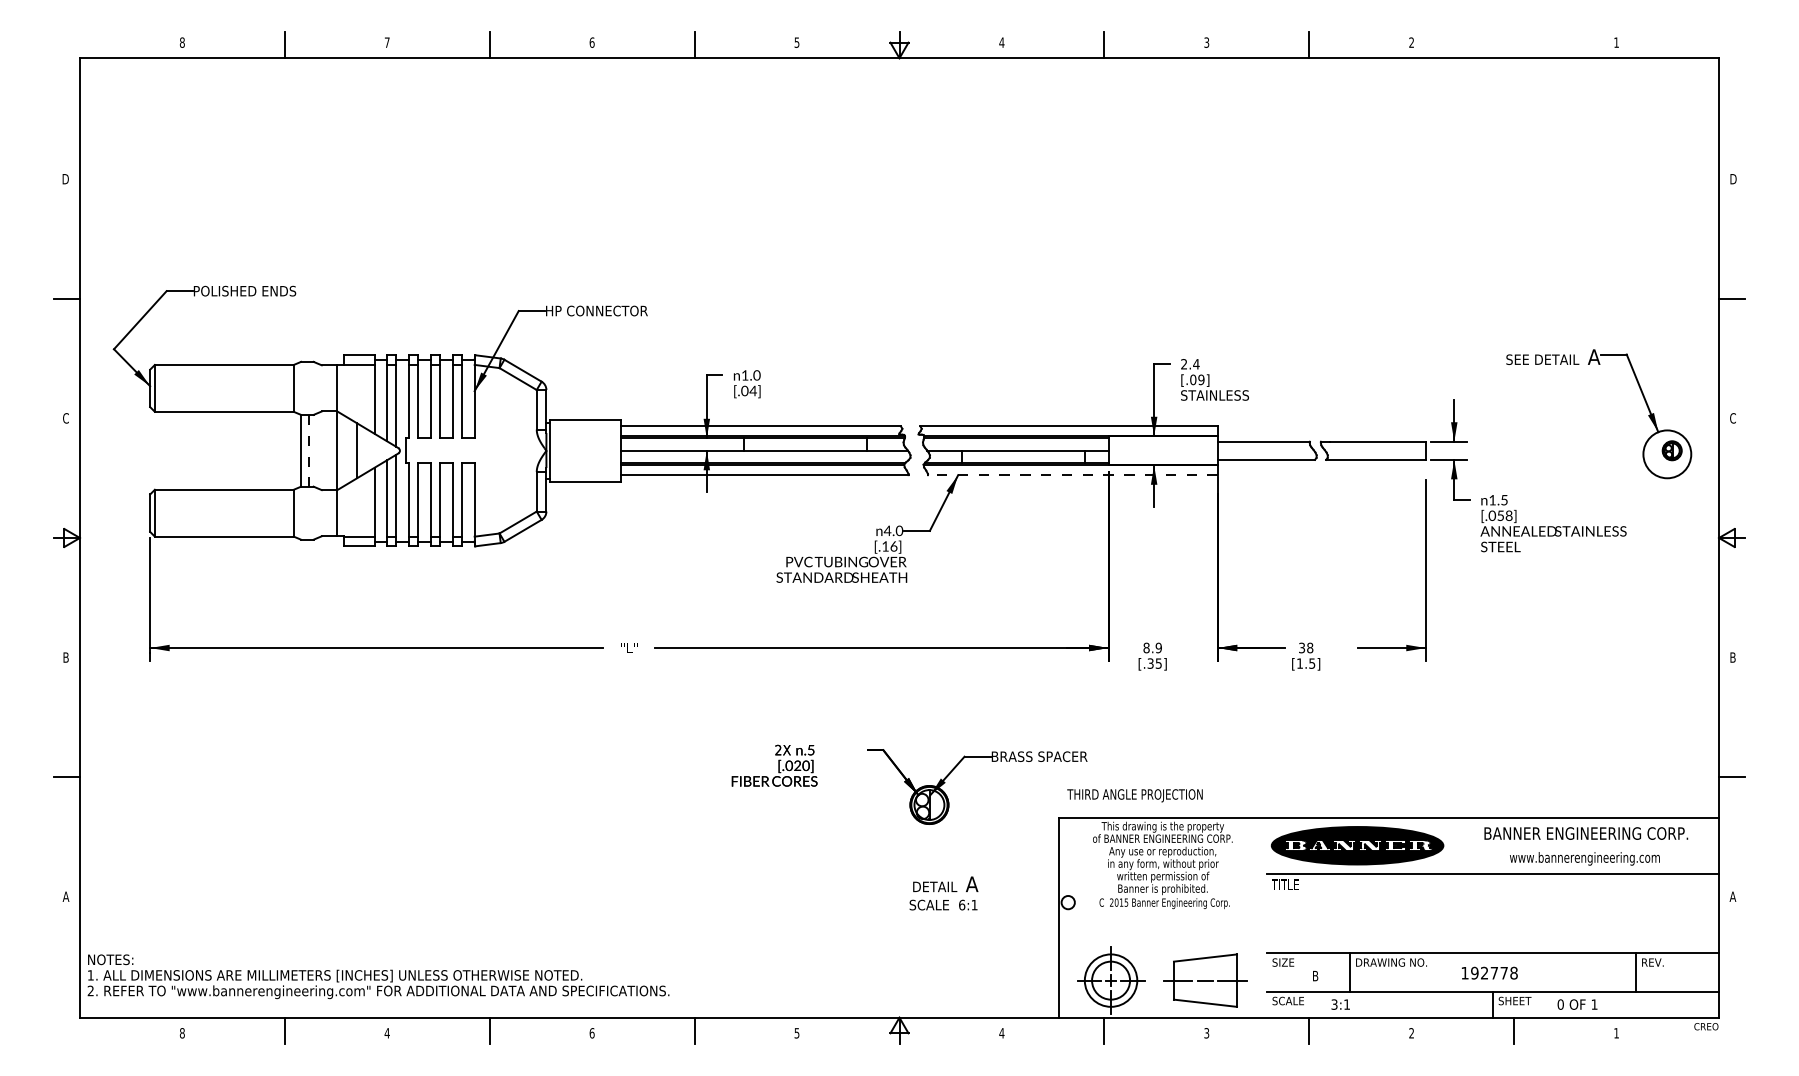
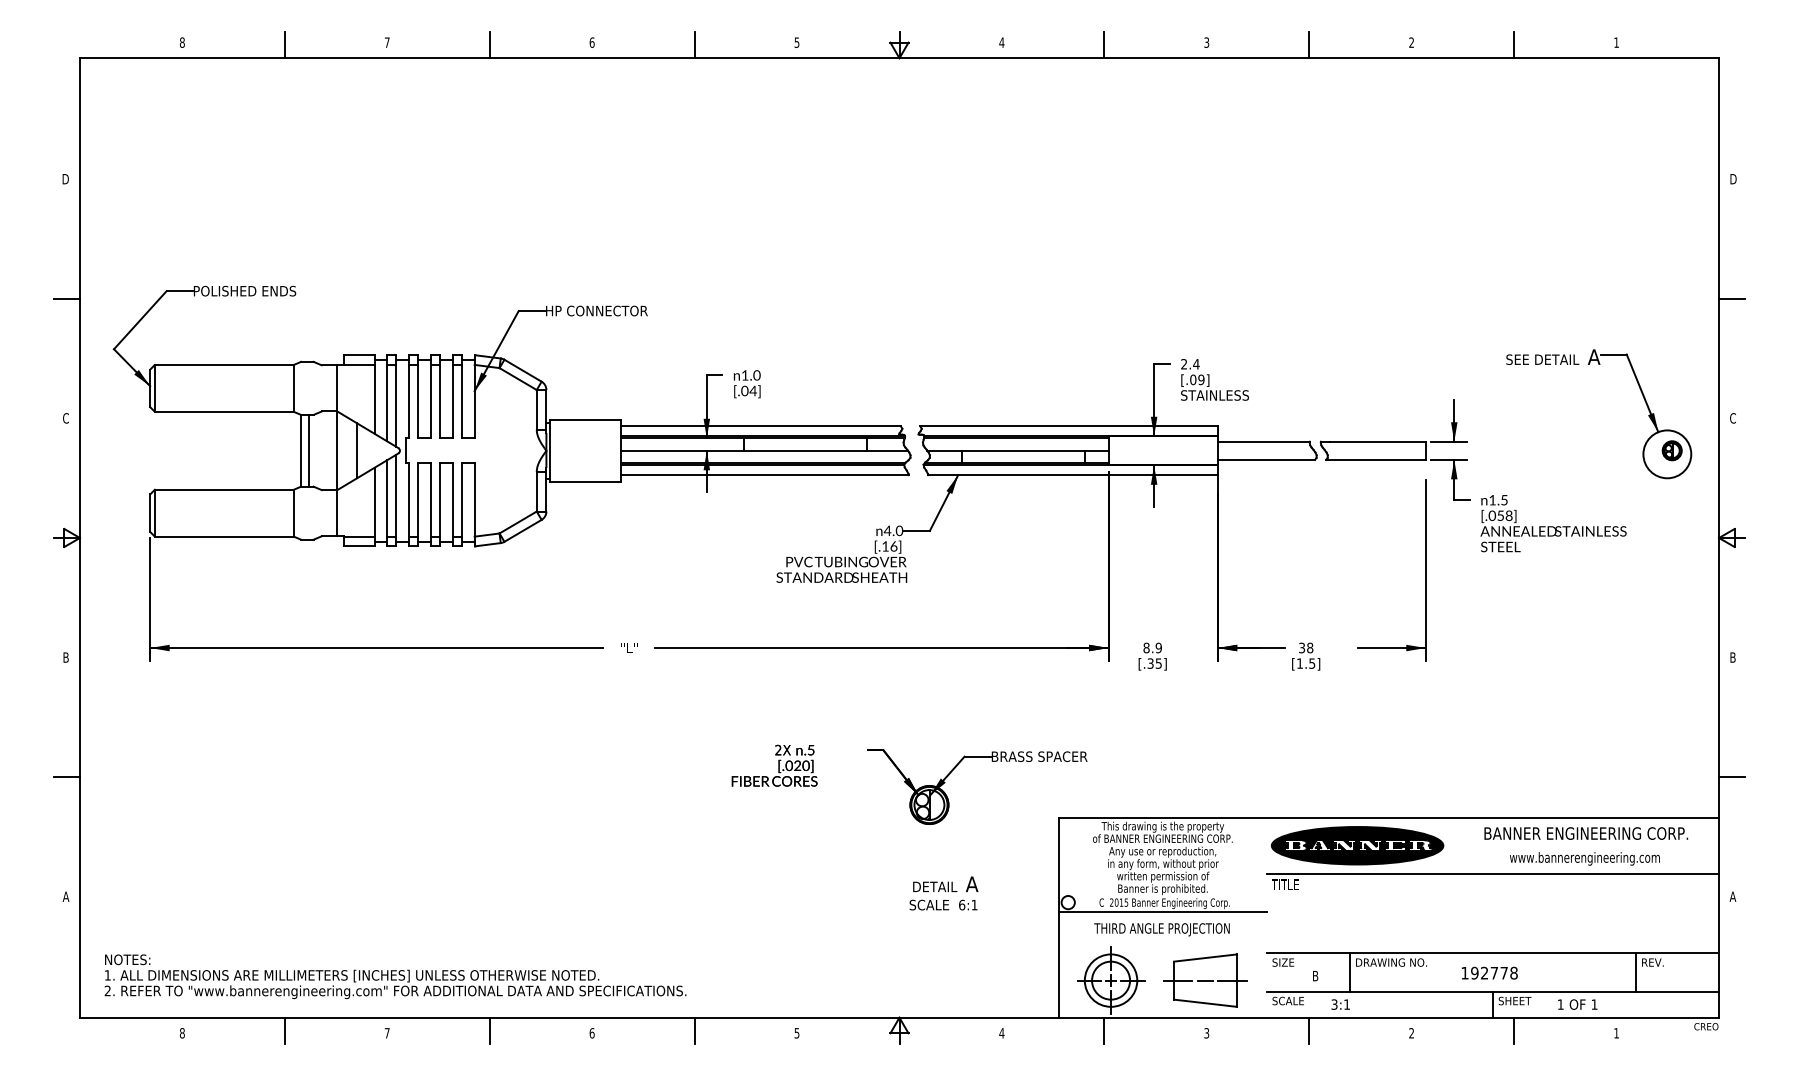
line: none -> present (1514, 45)
line: dashed -> solid (308, 450)
line: dashed -> solid (1072, 475)
text position: (1134, 795) -> (1161, 929) (1161, 929)
line: none -> present (1162, 911)
text position: (378, 976) -> (395, 976) (395, 976)
text: 0 -> 1 (1560, 1004)
text: 4 -> 7 (386, 1033)
